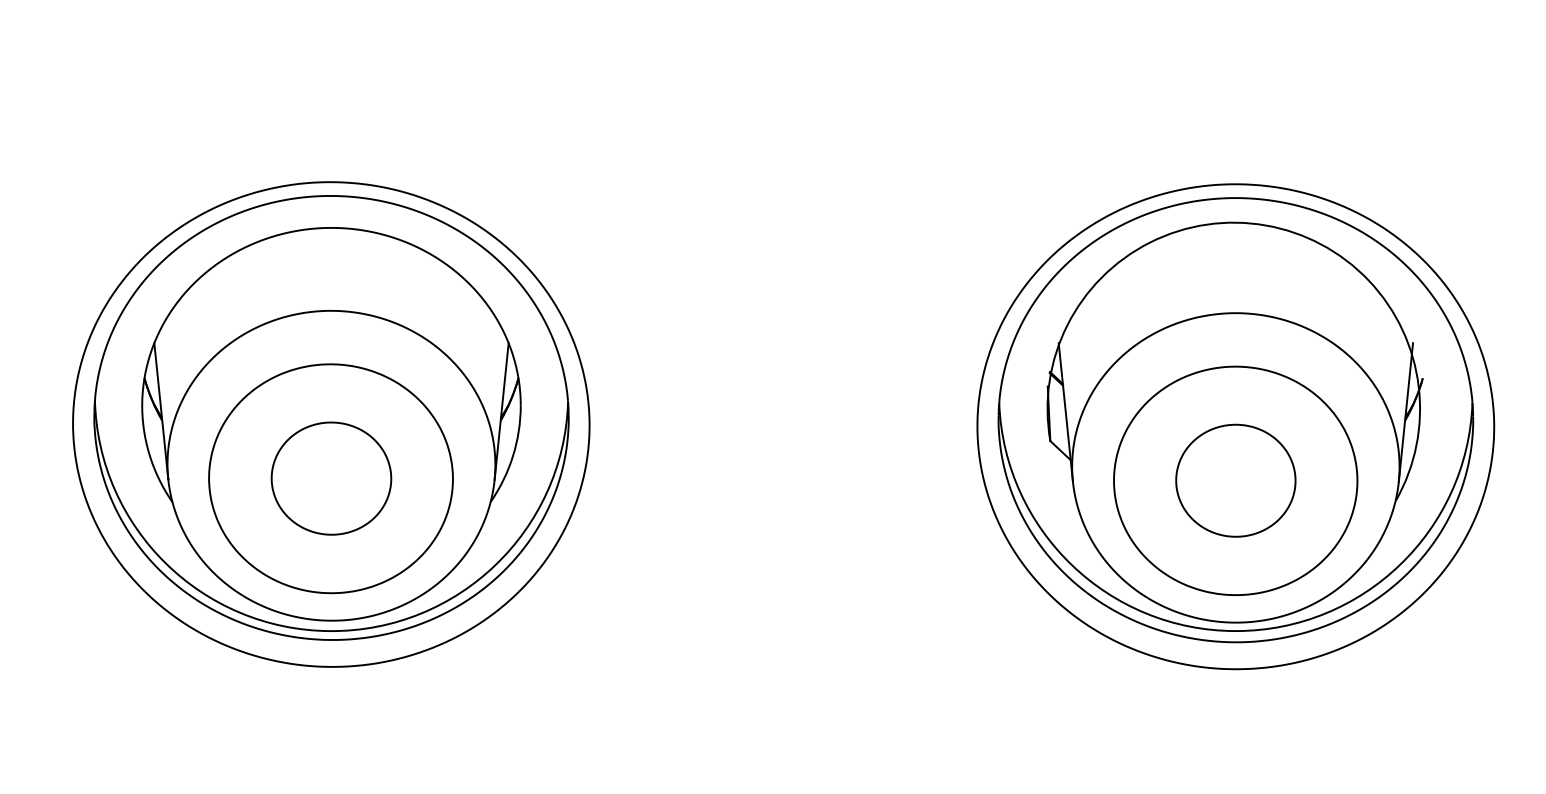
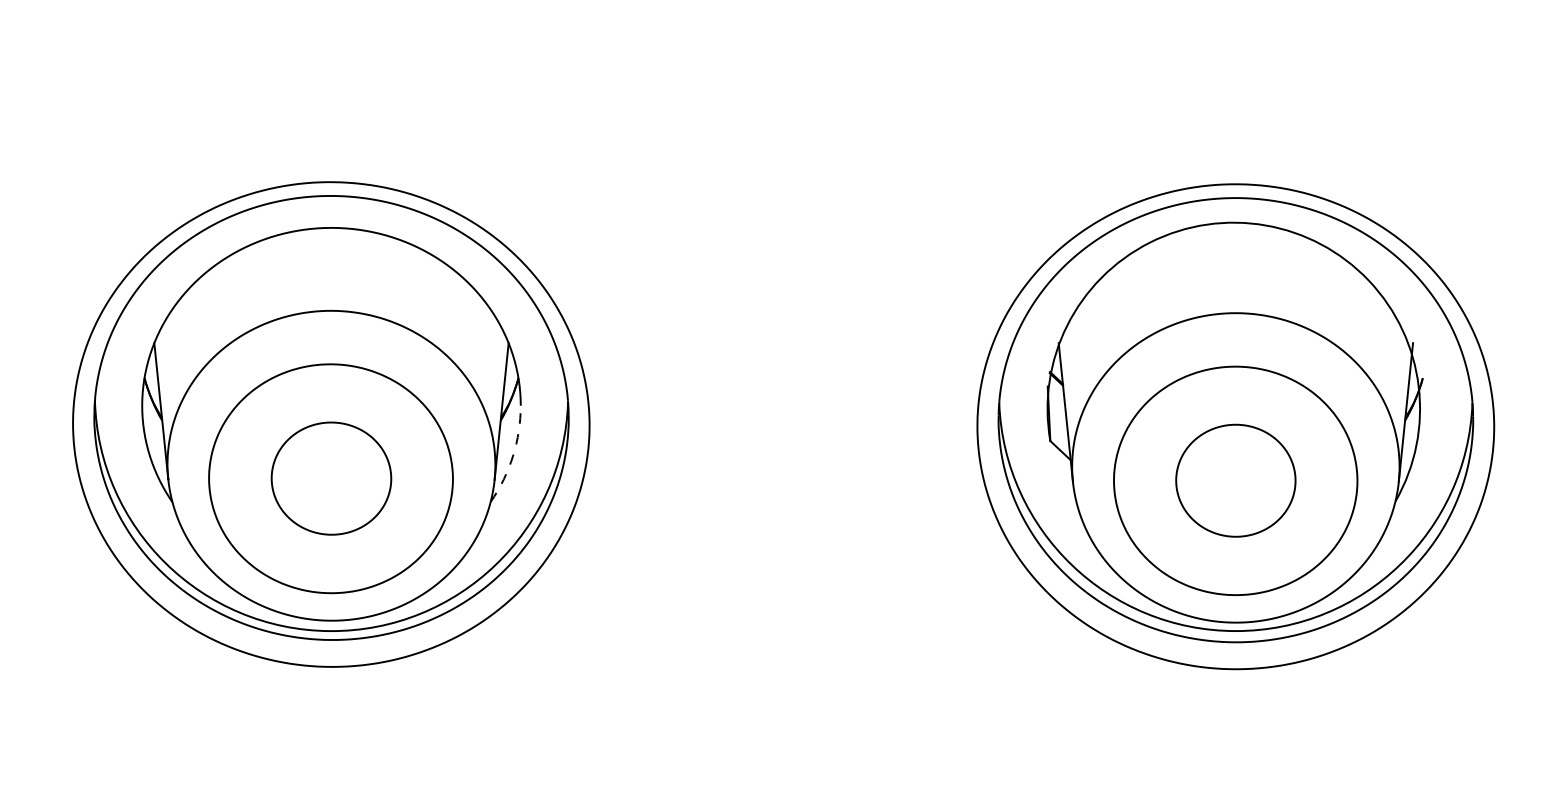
arc: solid -> dashed (513, 456)
